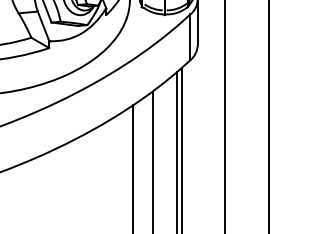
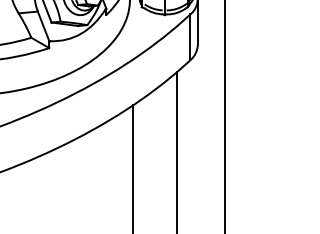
line: present -> none (269, 116)
line: present -> none (181, 149)
line: present -> none (152, 160)
